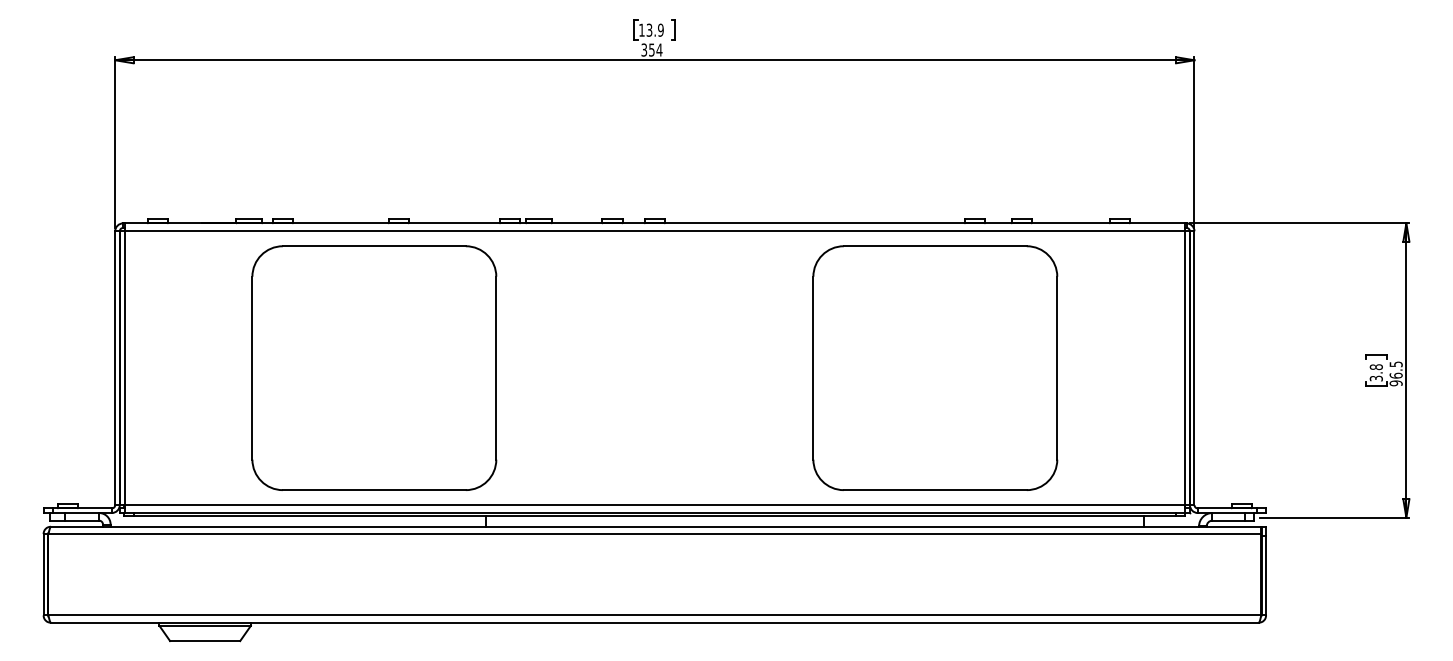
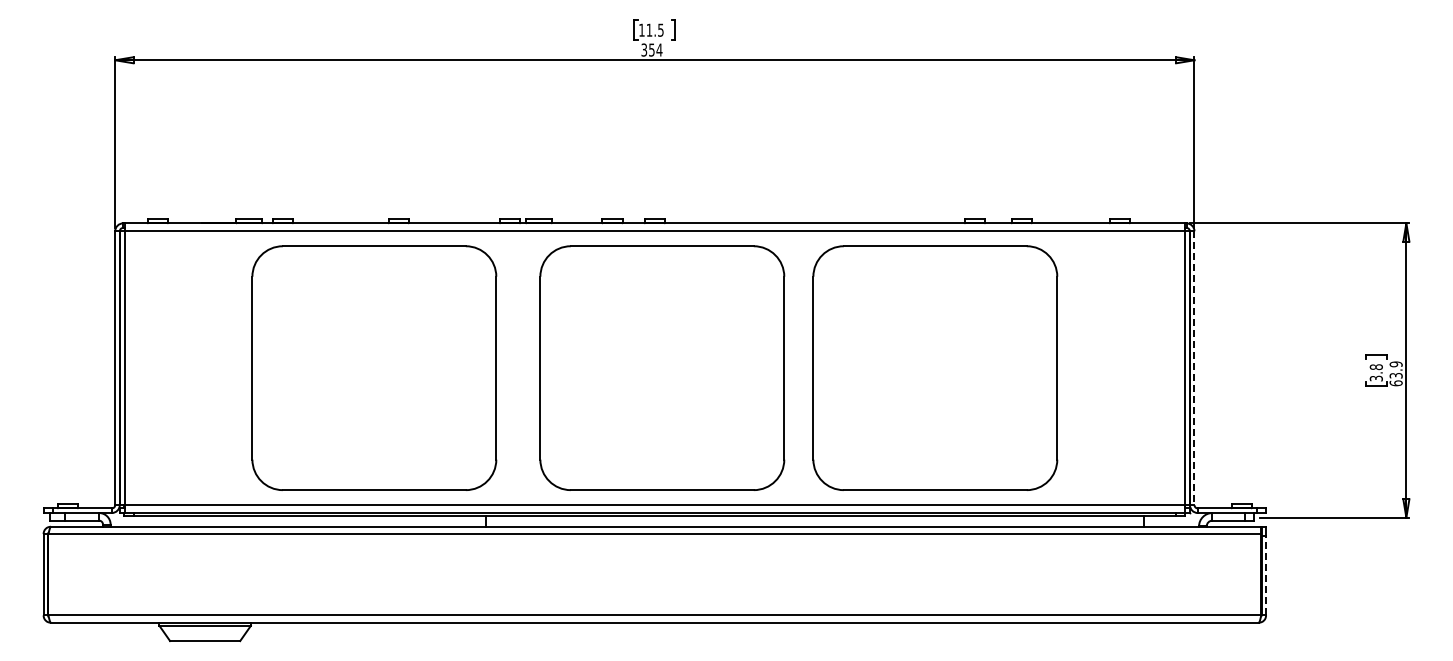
text: 13.9 -> 11.5 (654, 29)
part: none -> present (662, 367)
line: solid -> dashed (1194, 368)
text: 96.5 -> 63.9 (1395, 373)
line: solid -> dashed (1266, 575)
